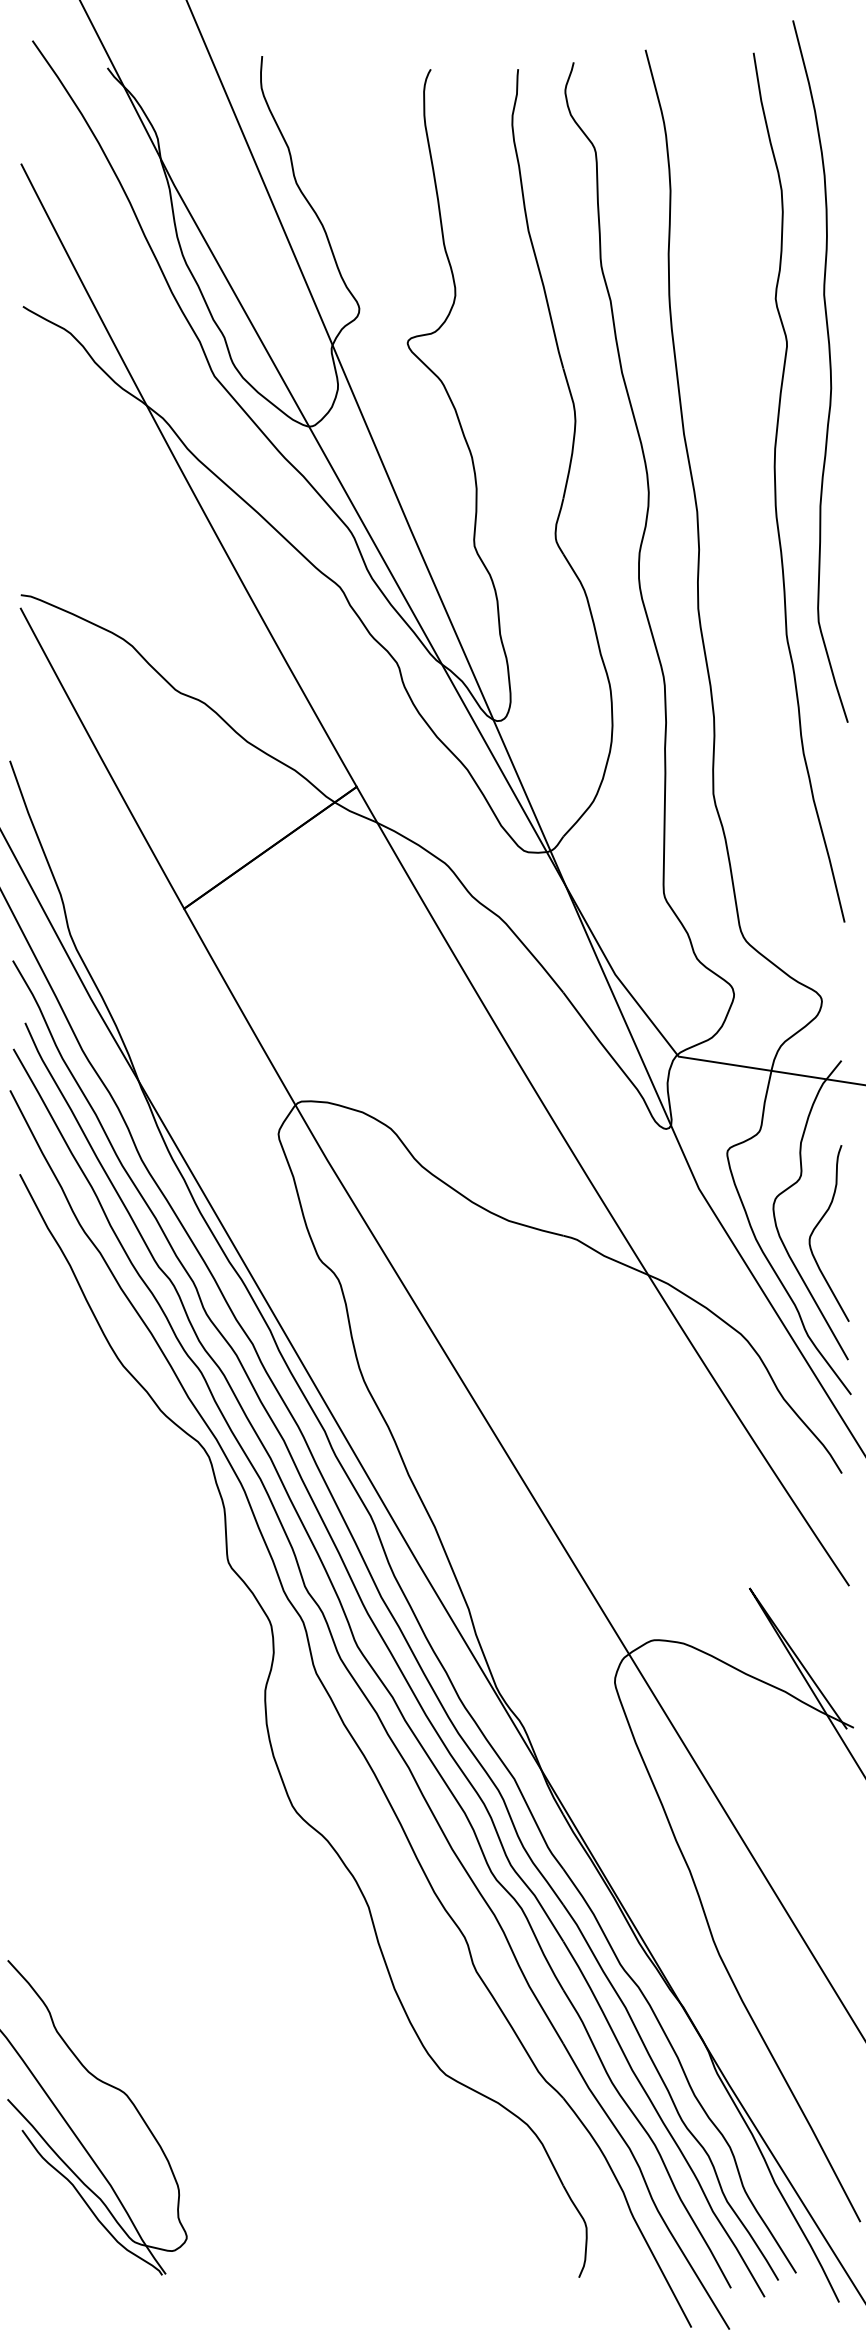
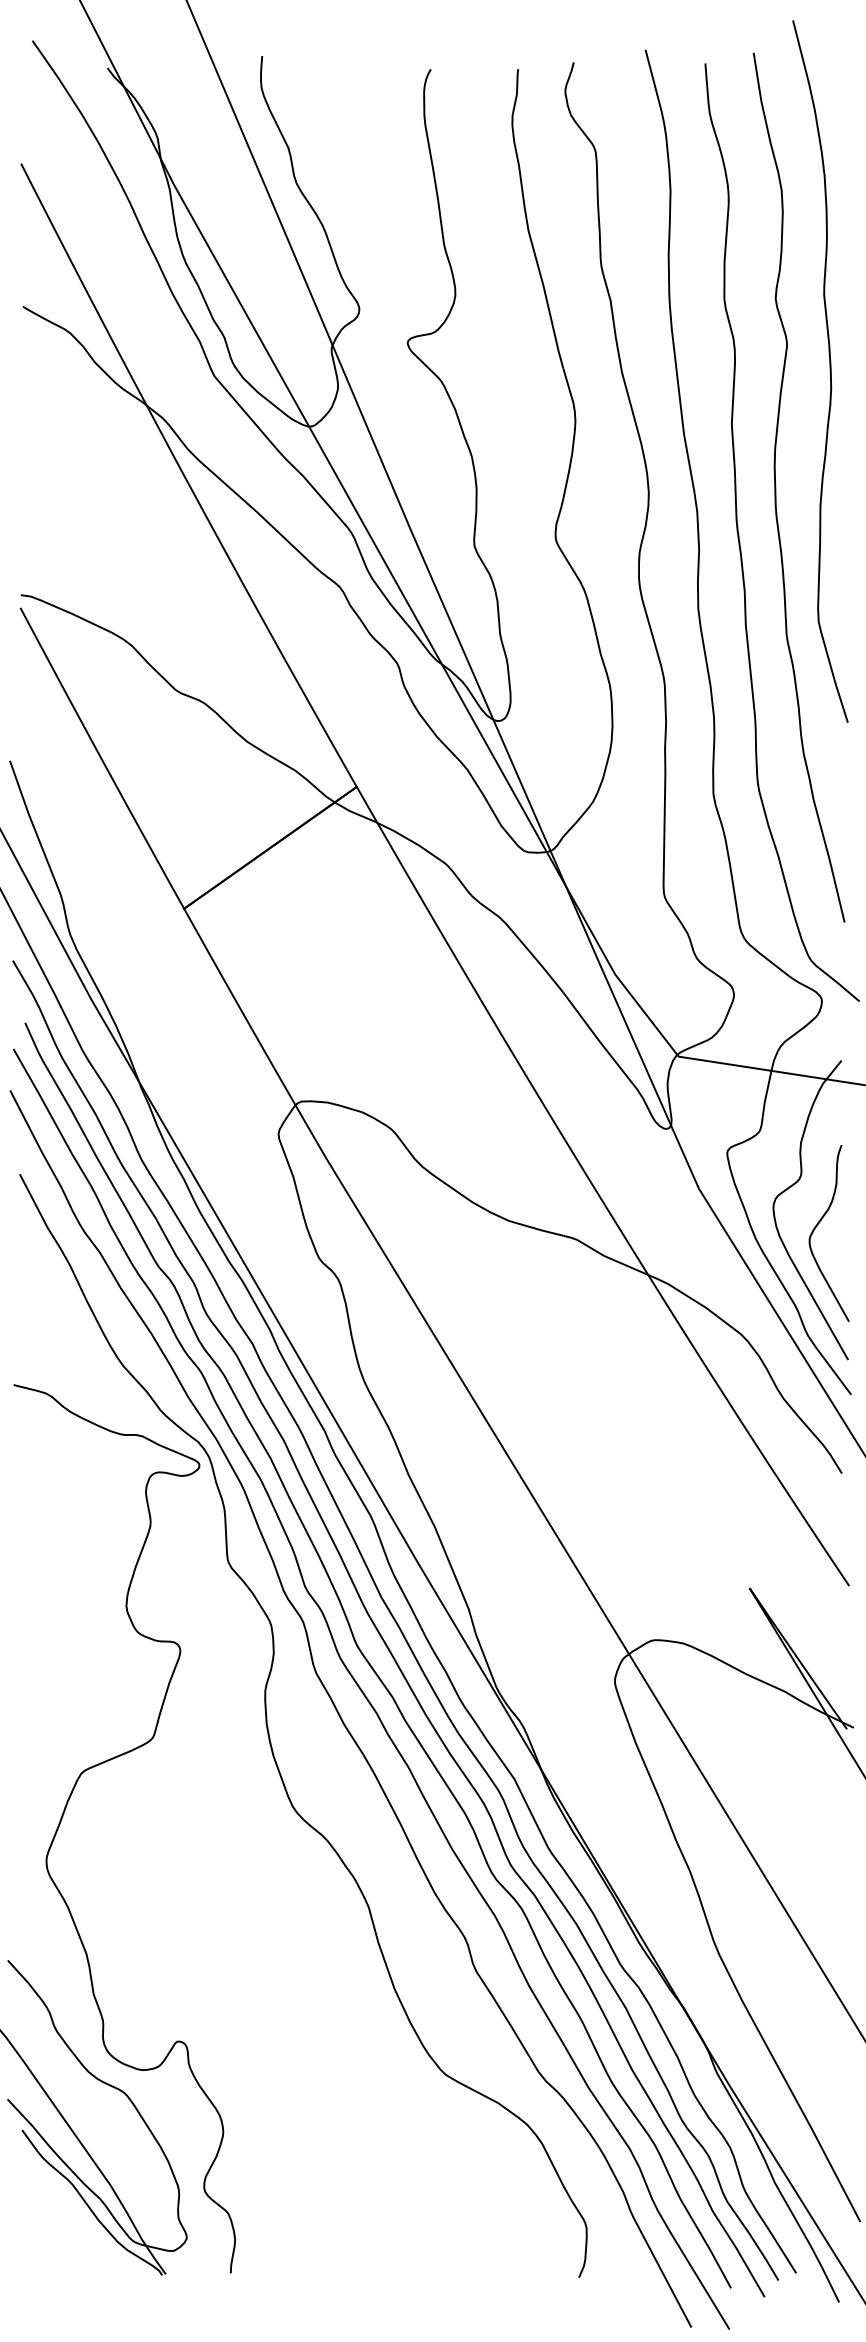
curve: none -> present (739, 534)
curve: none -> present (66, 1808)
